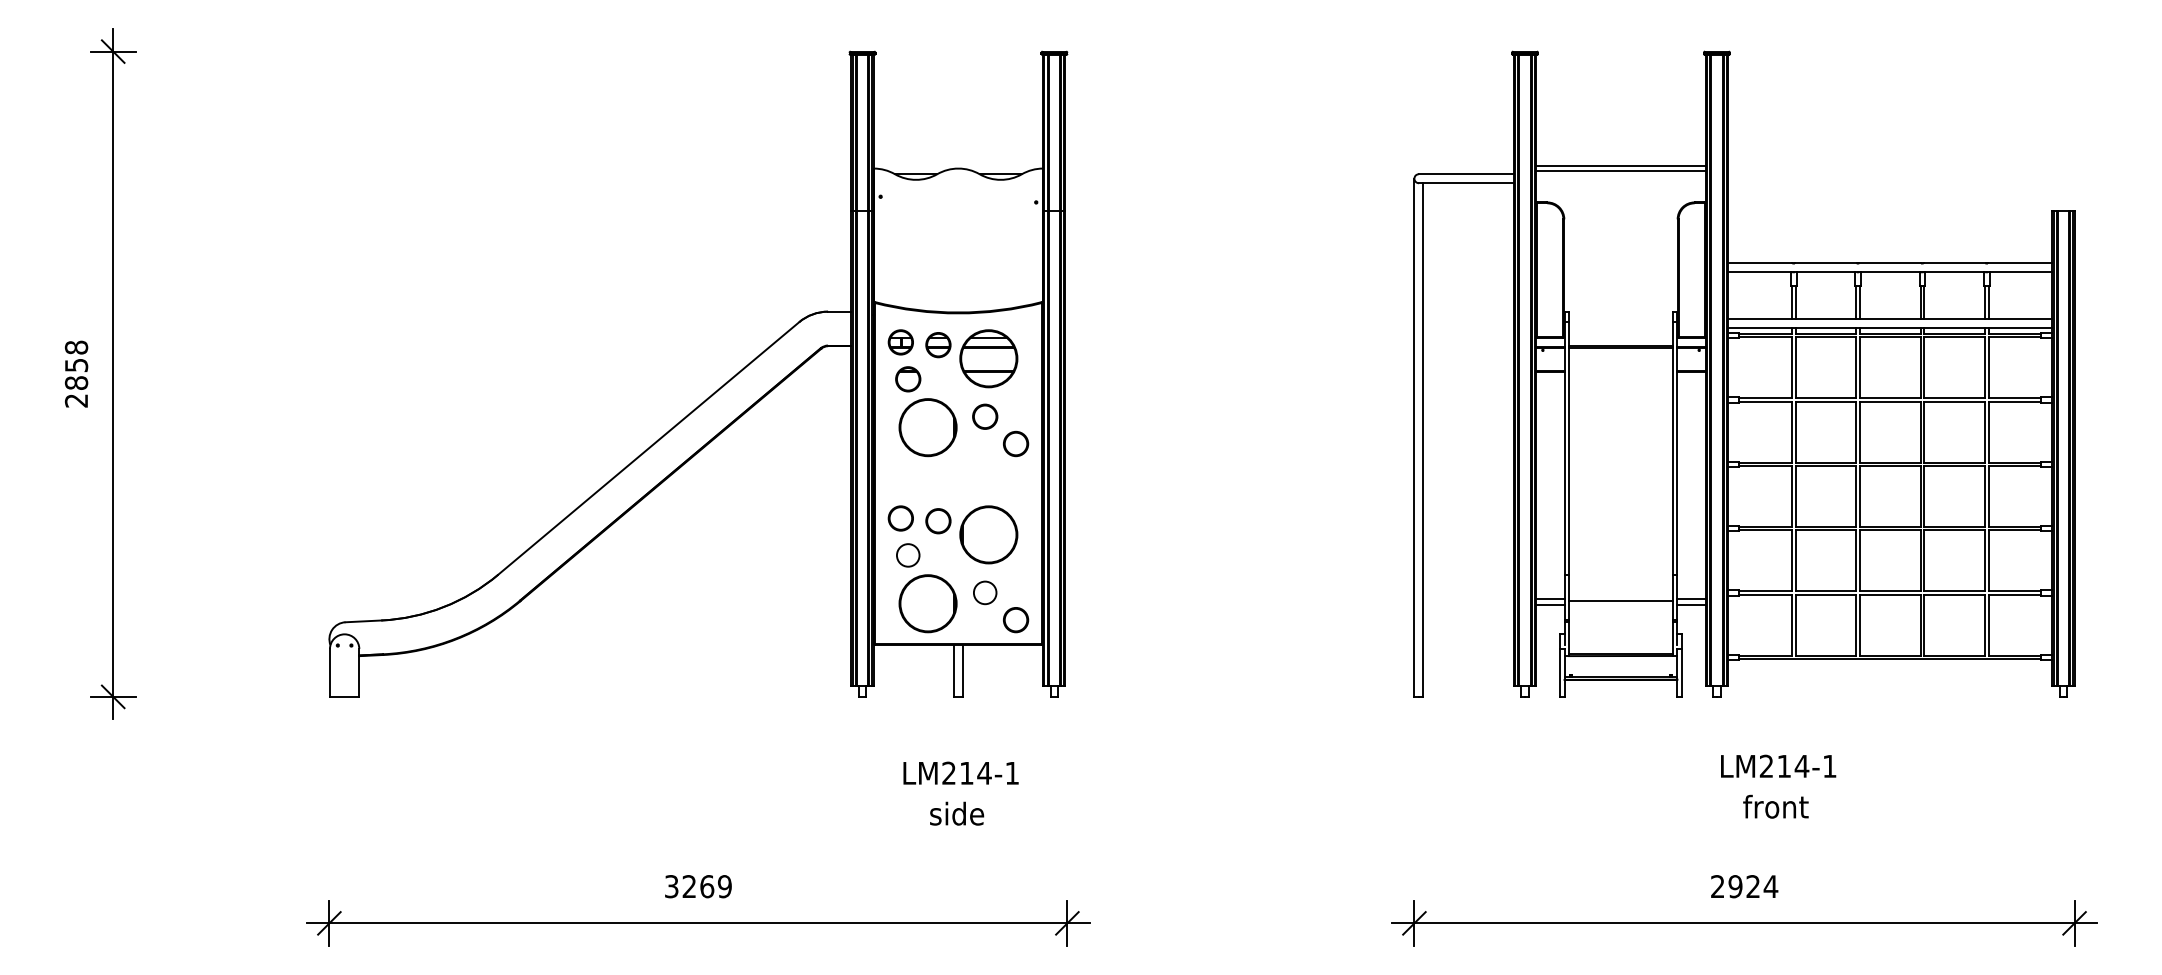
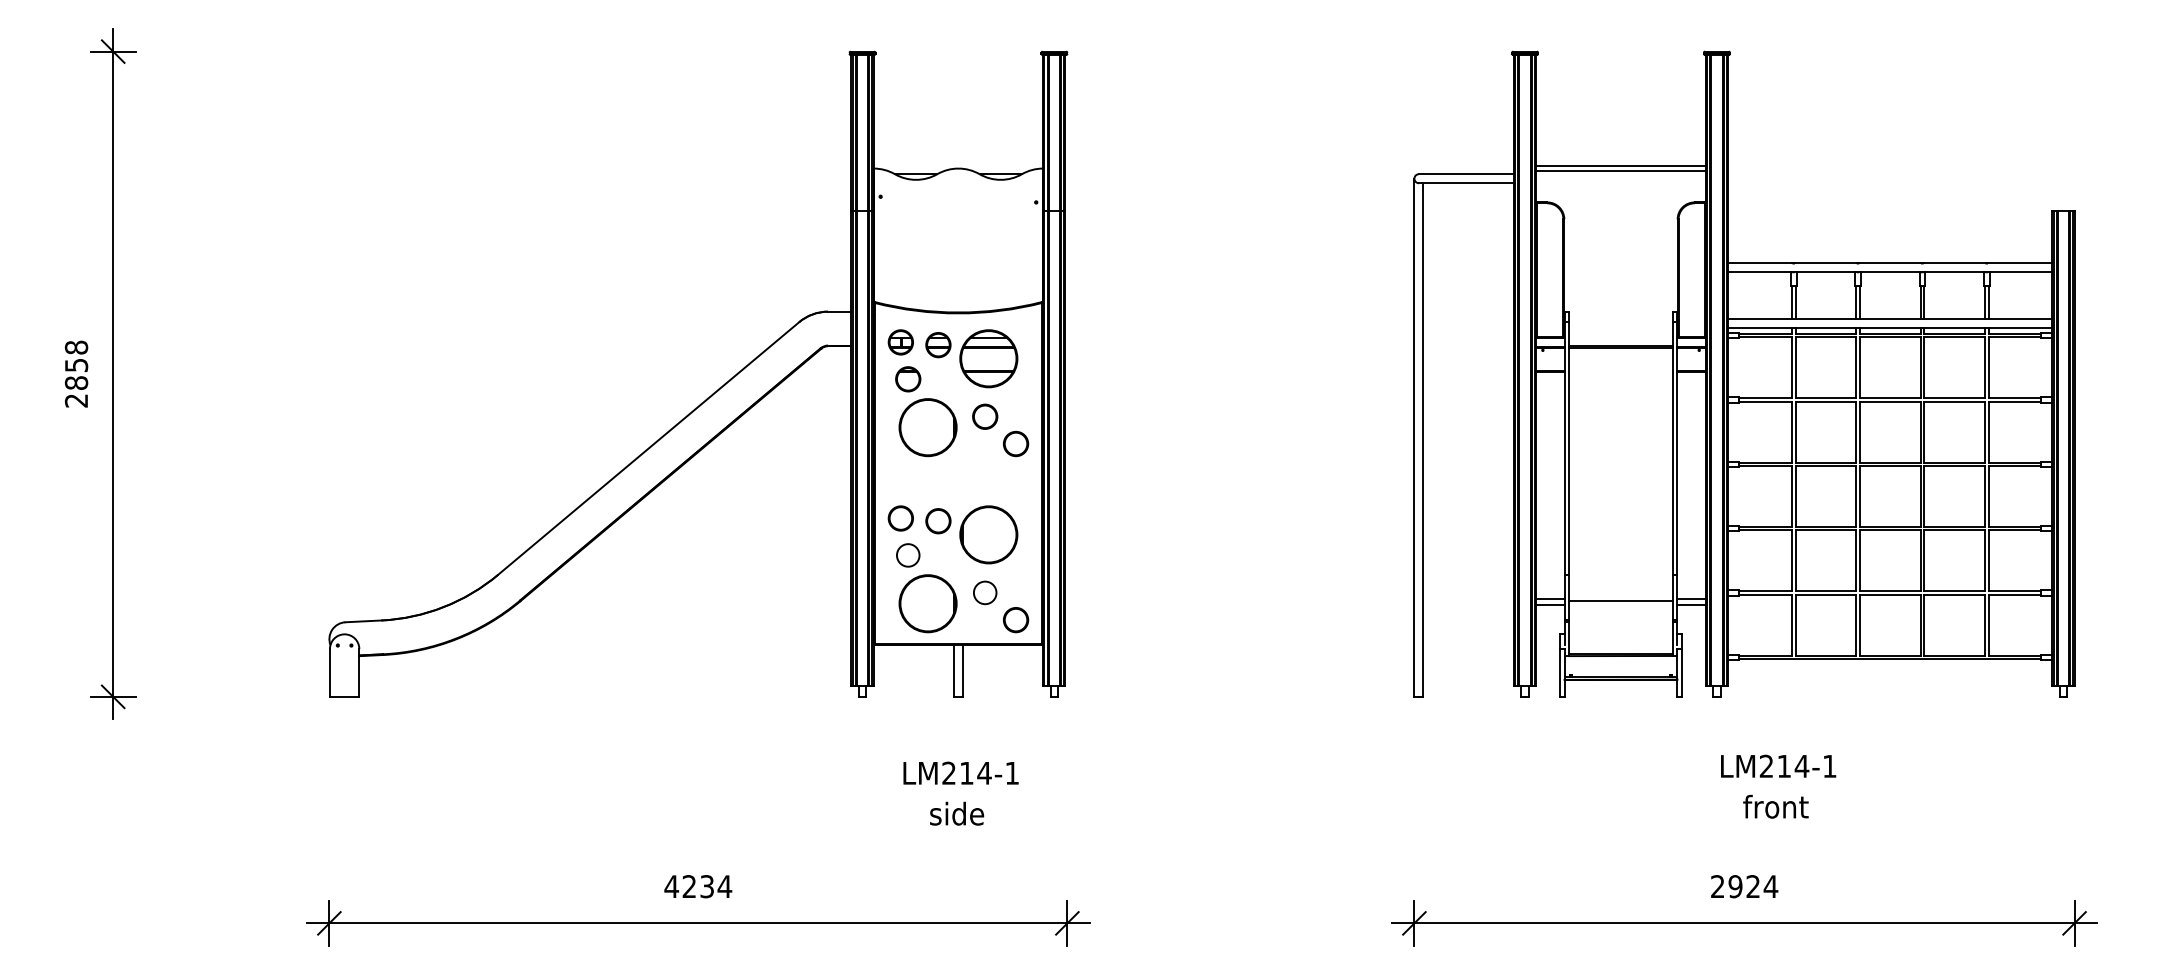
text: 3269 -> 4234 (698, 886)
